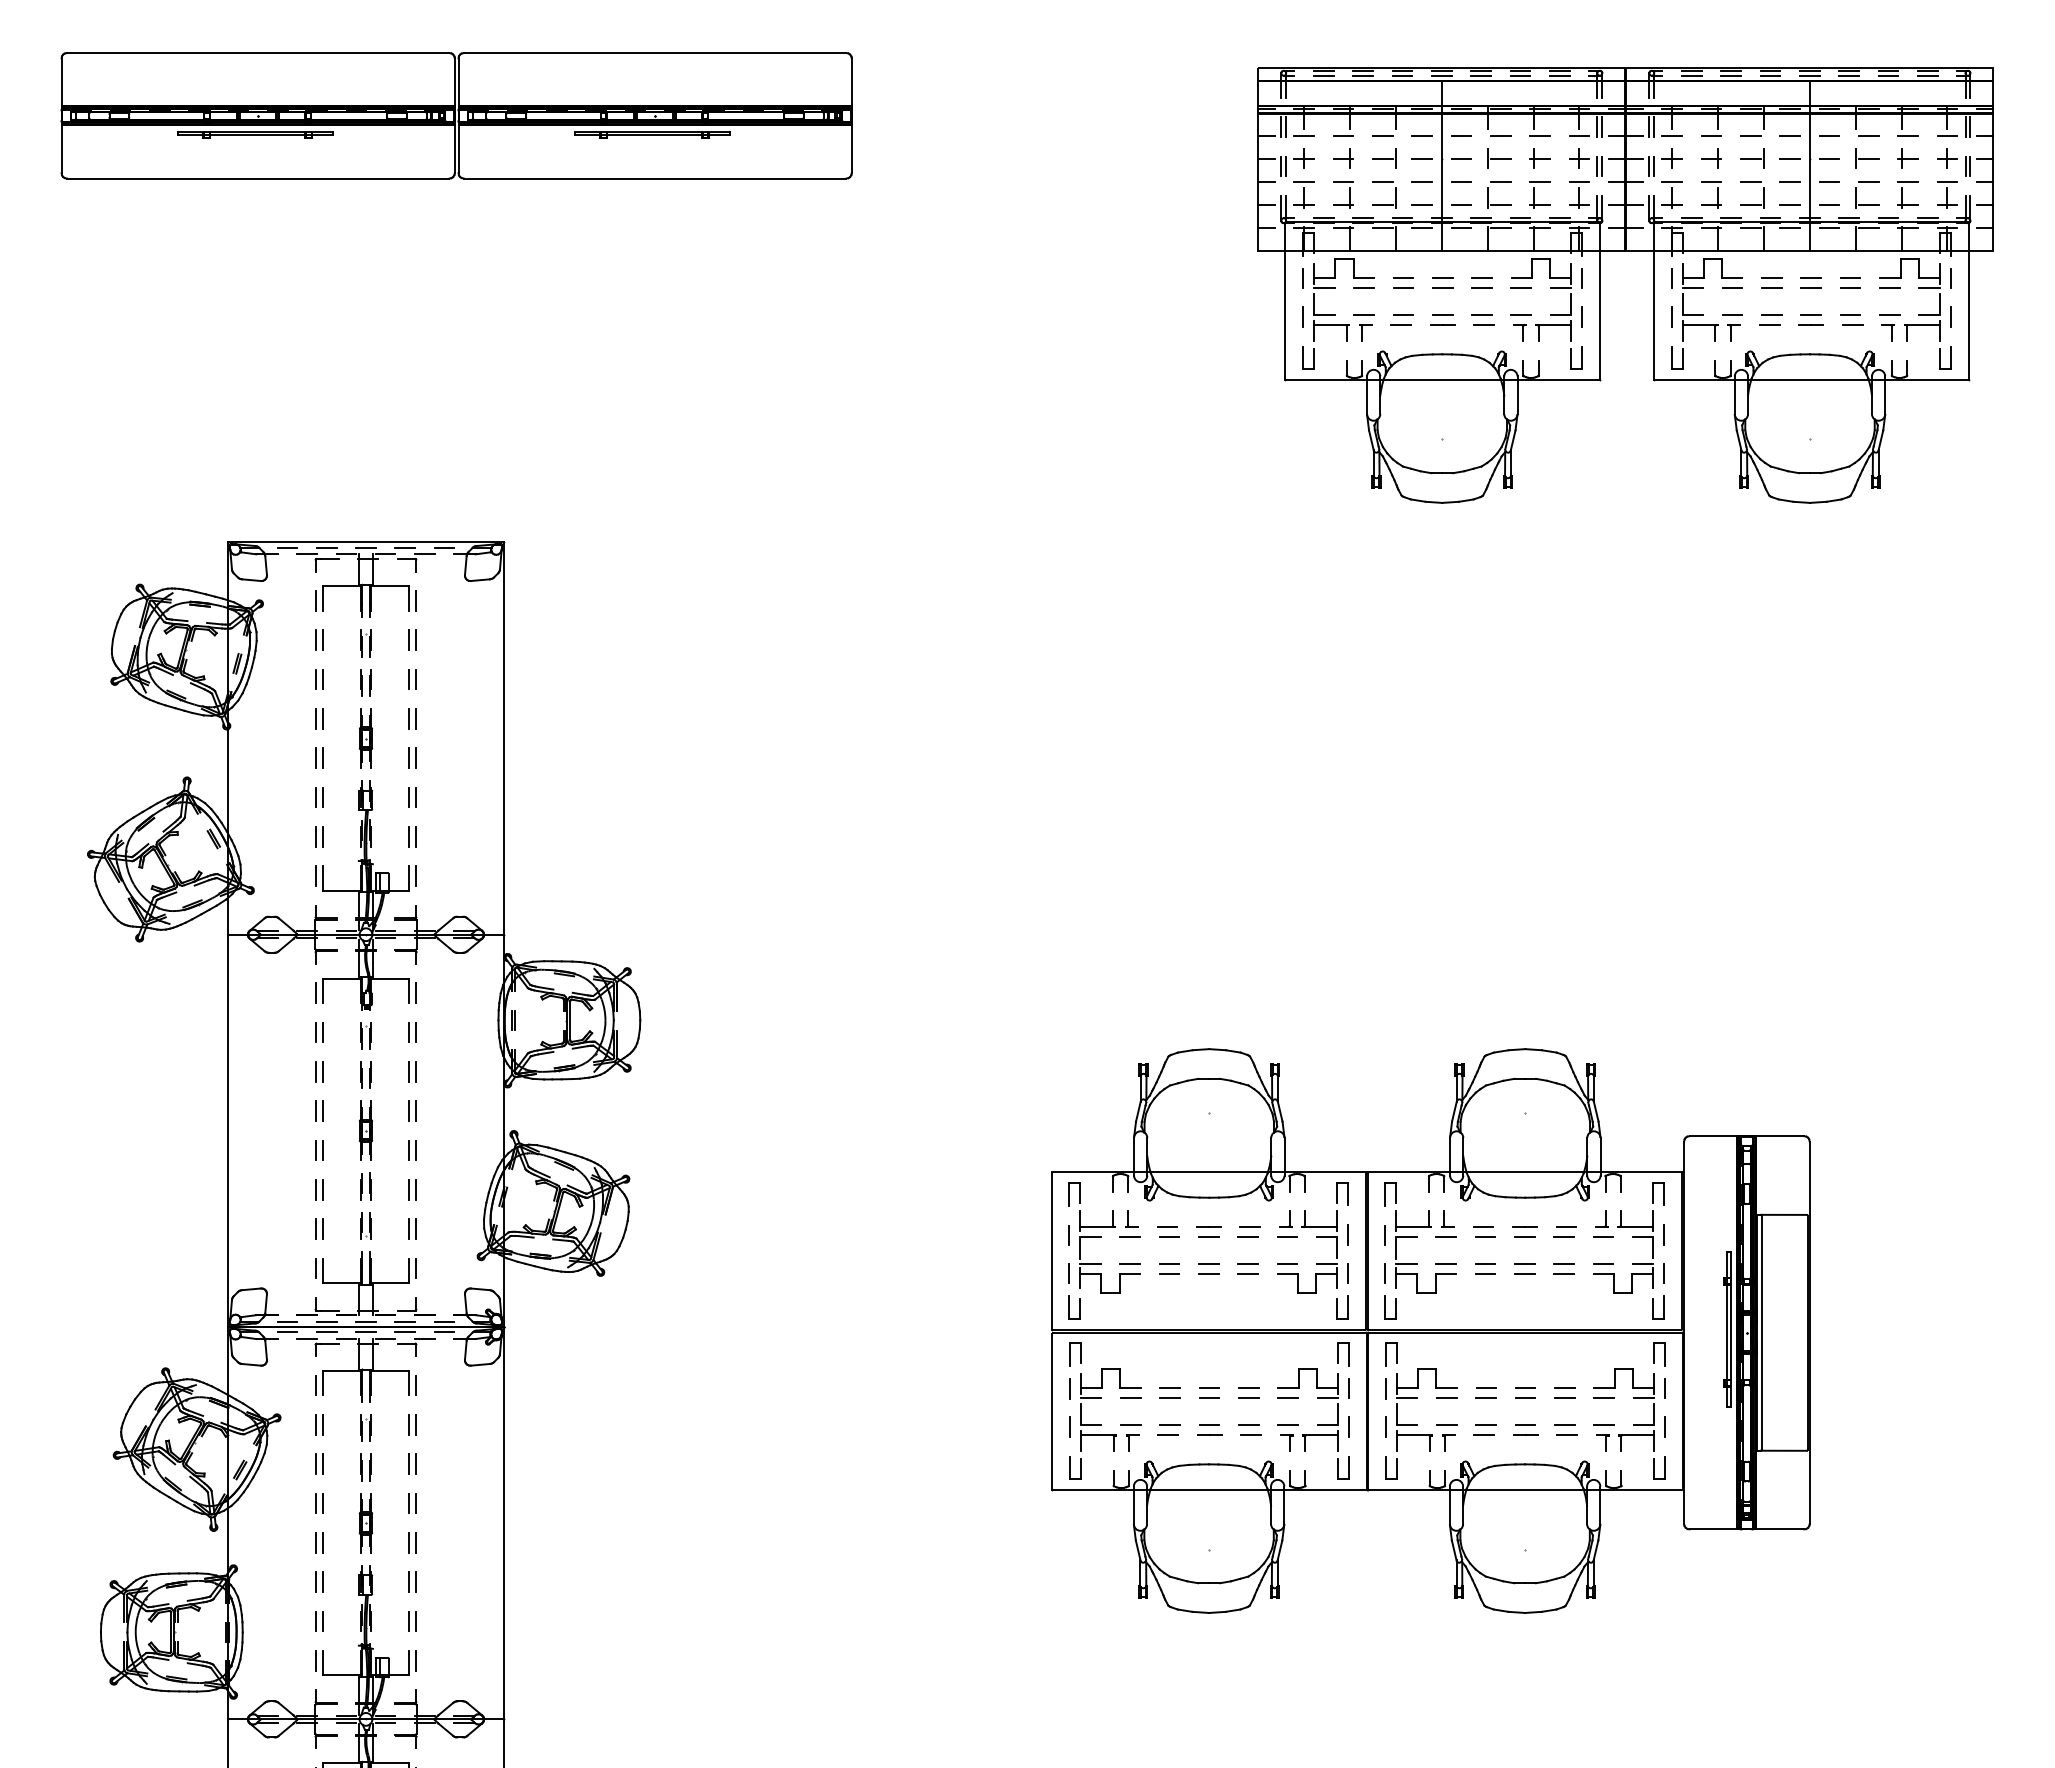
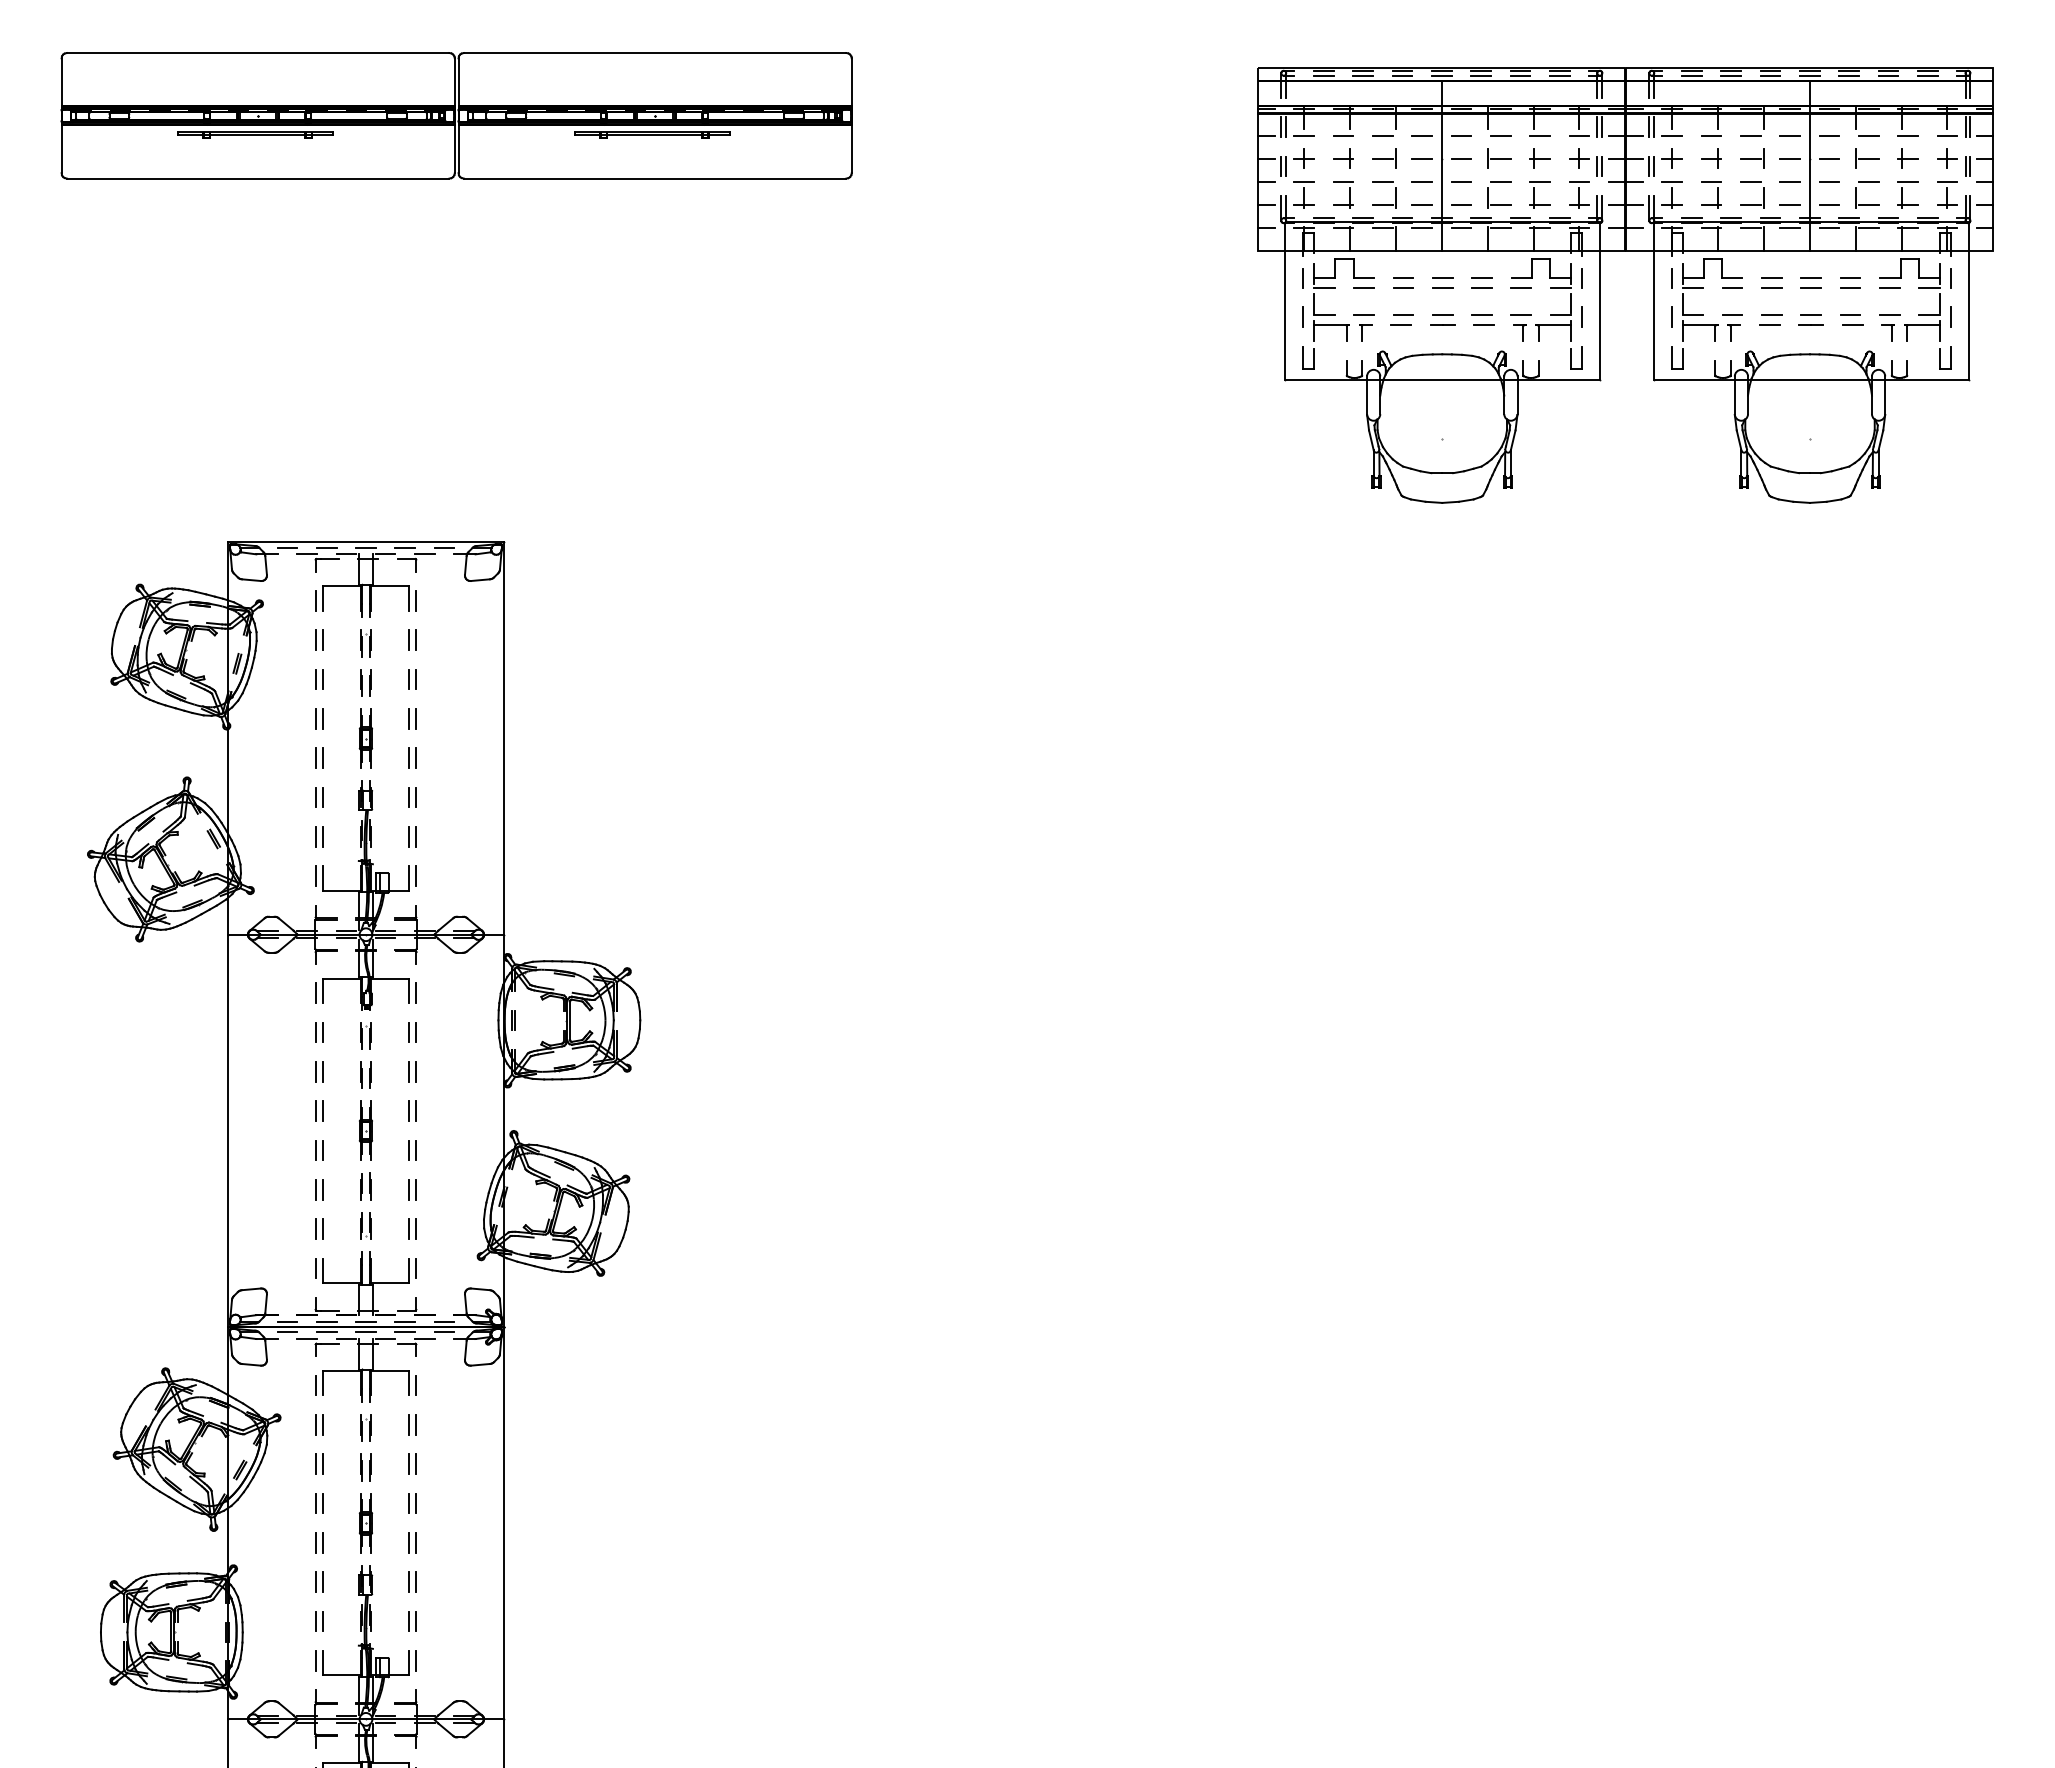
part: present -> none (1430, 1330)
